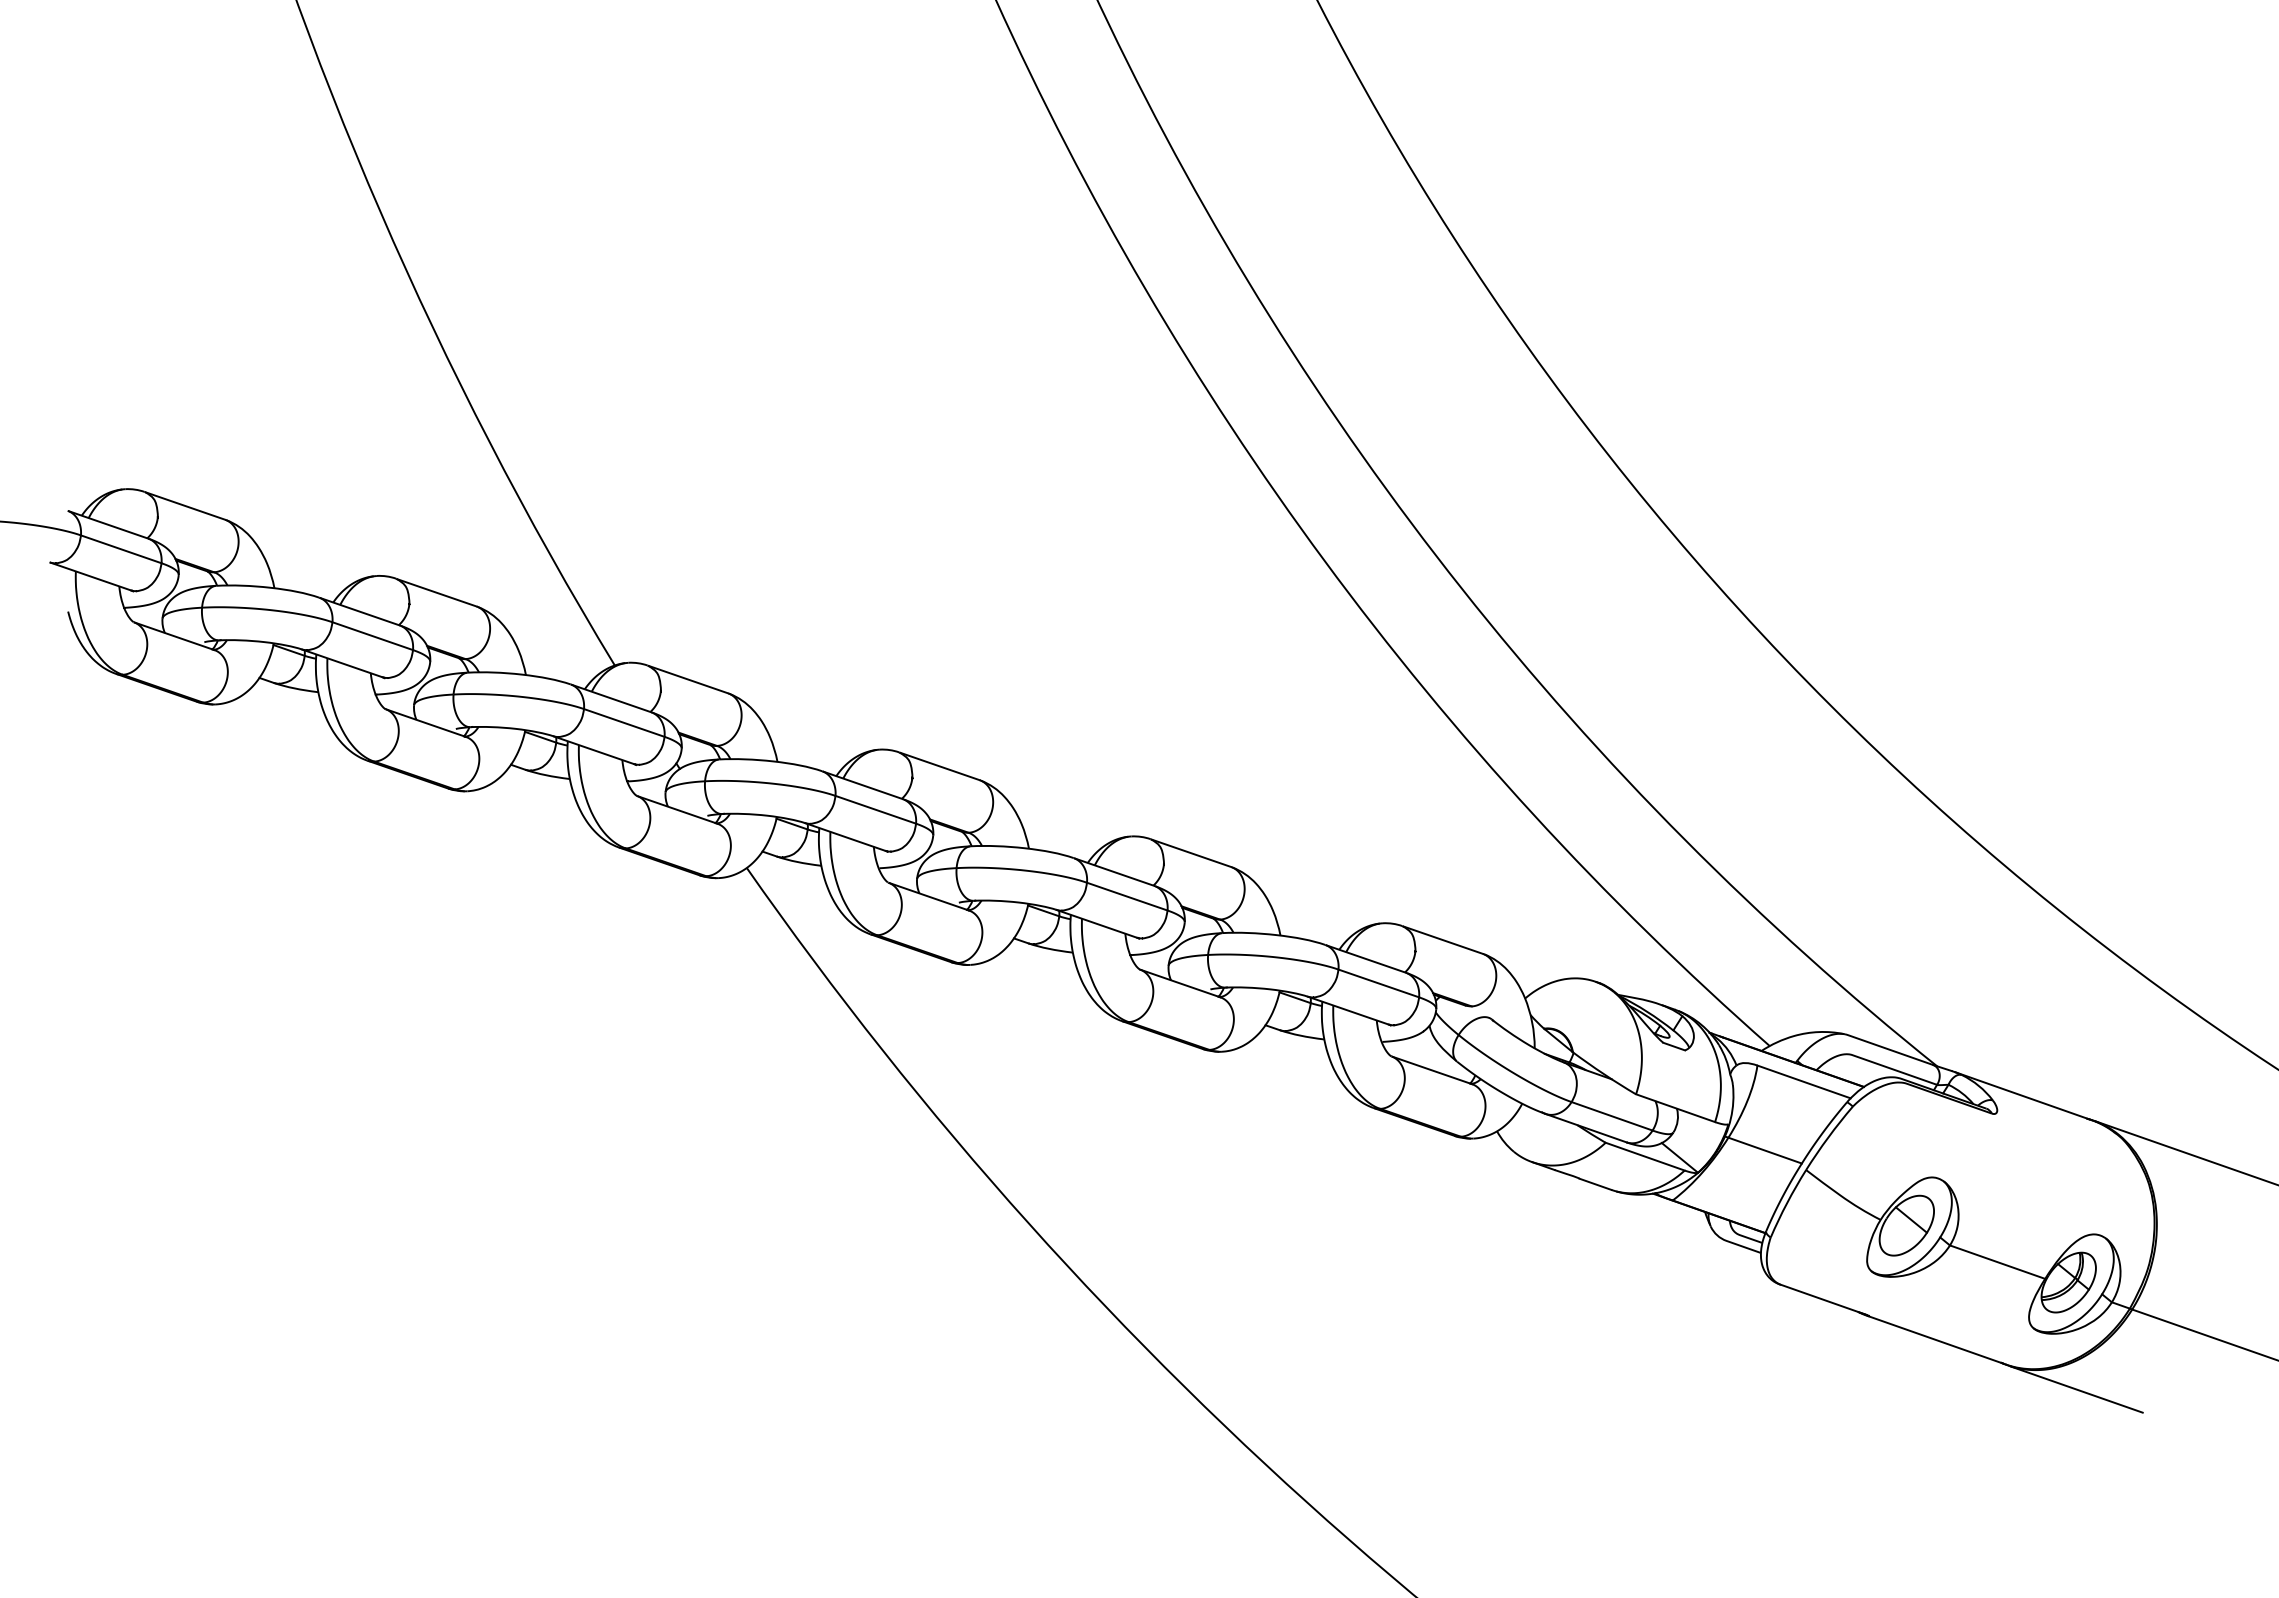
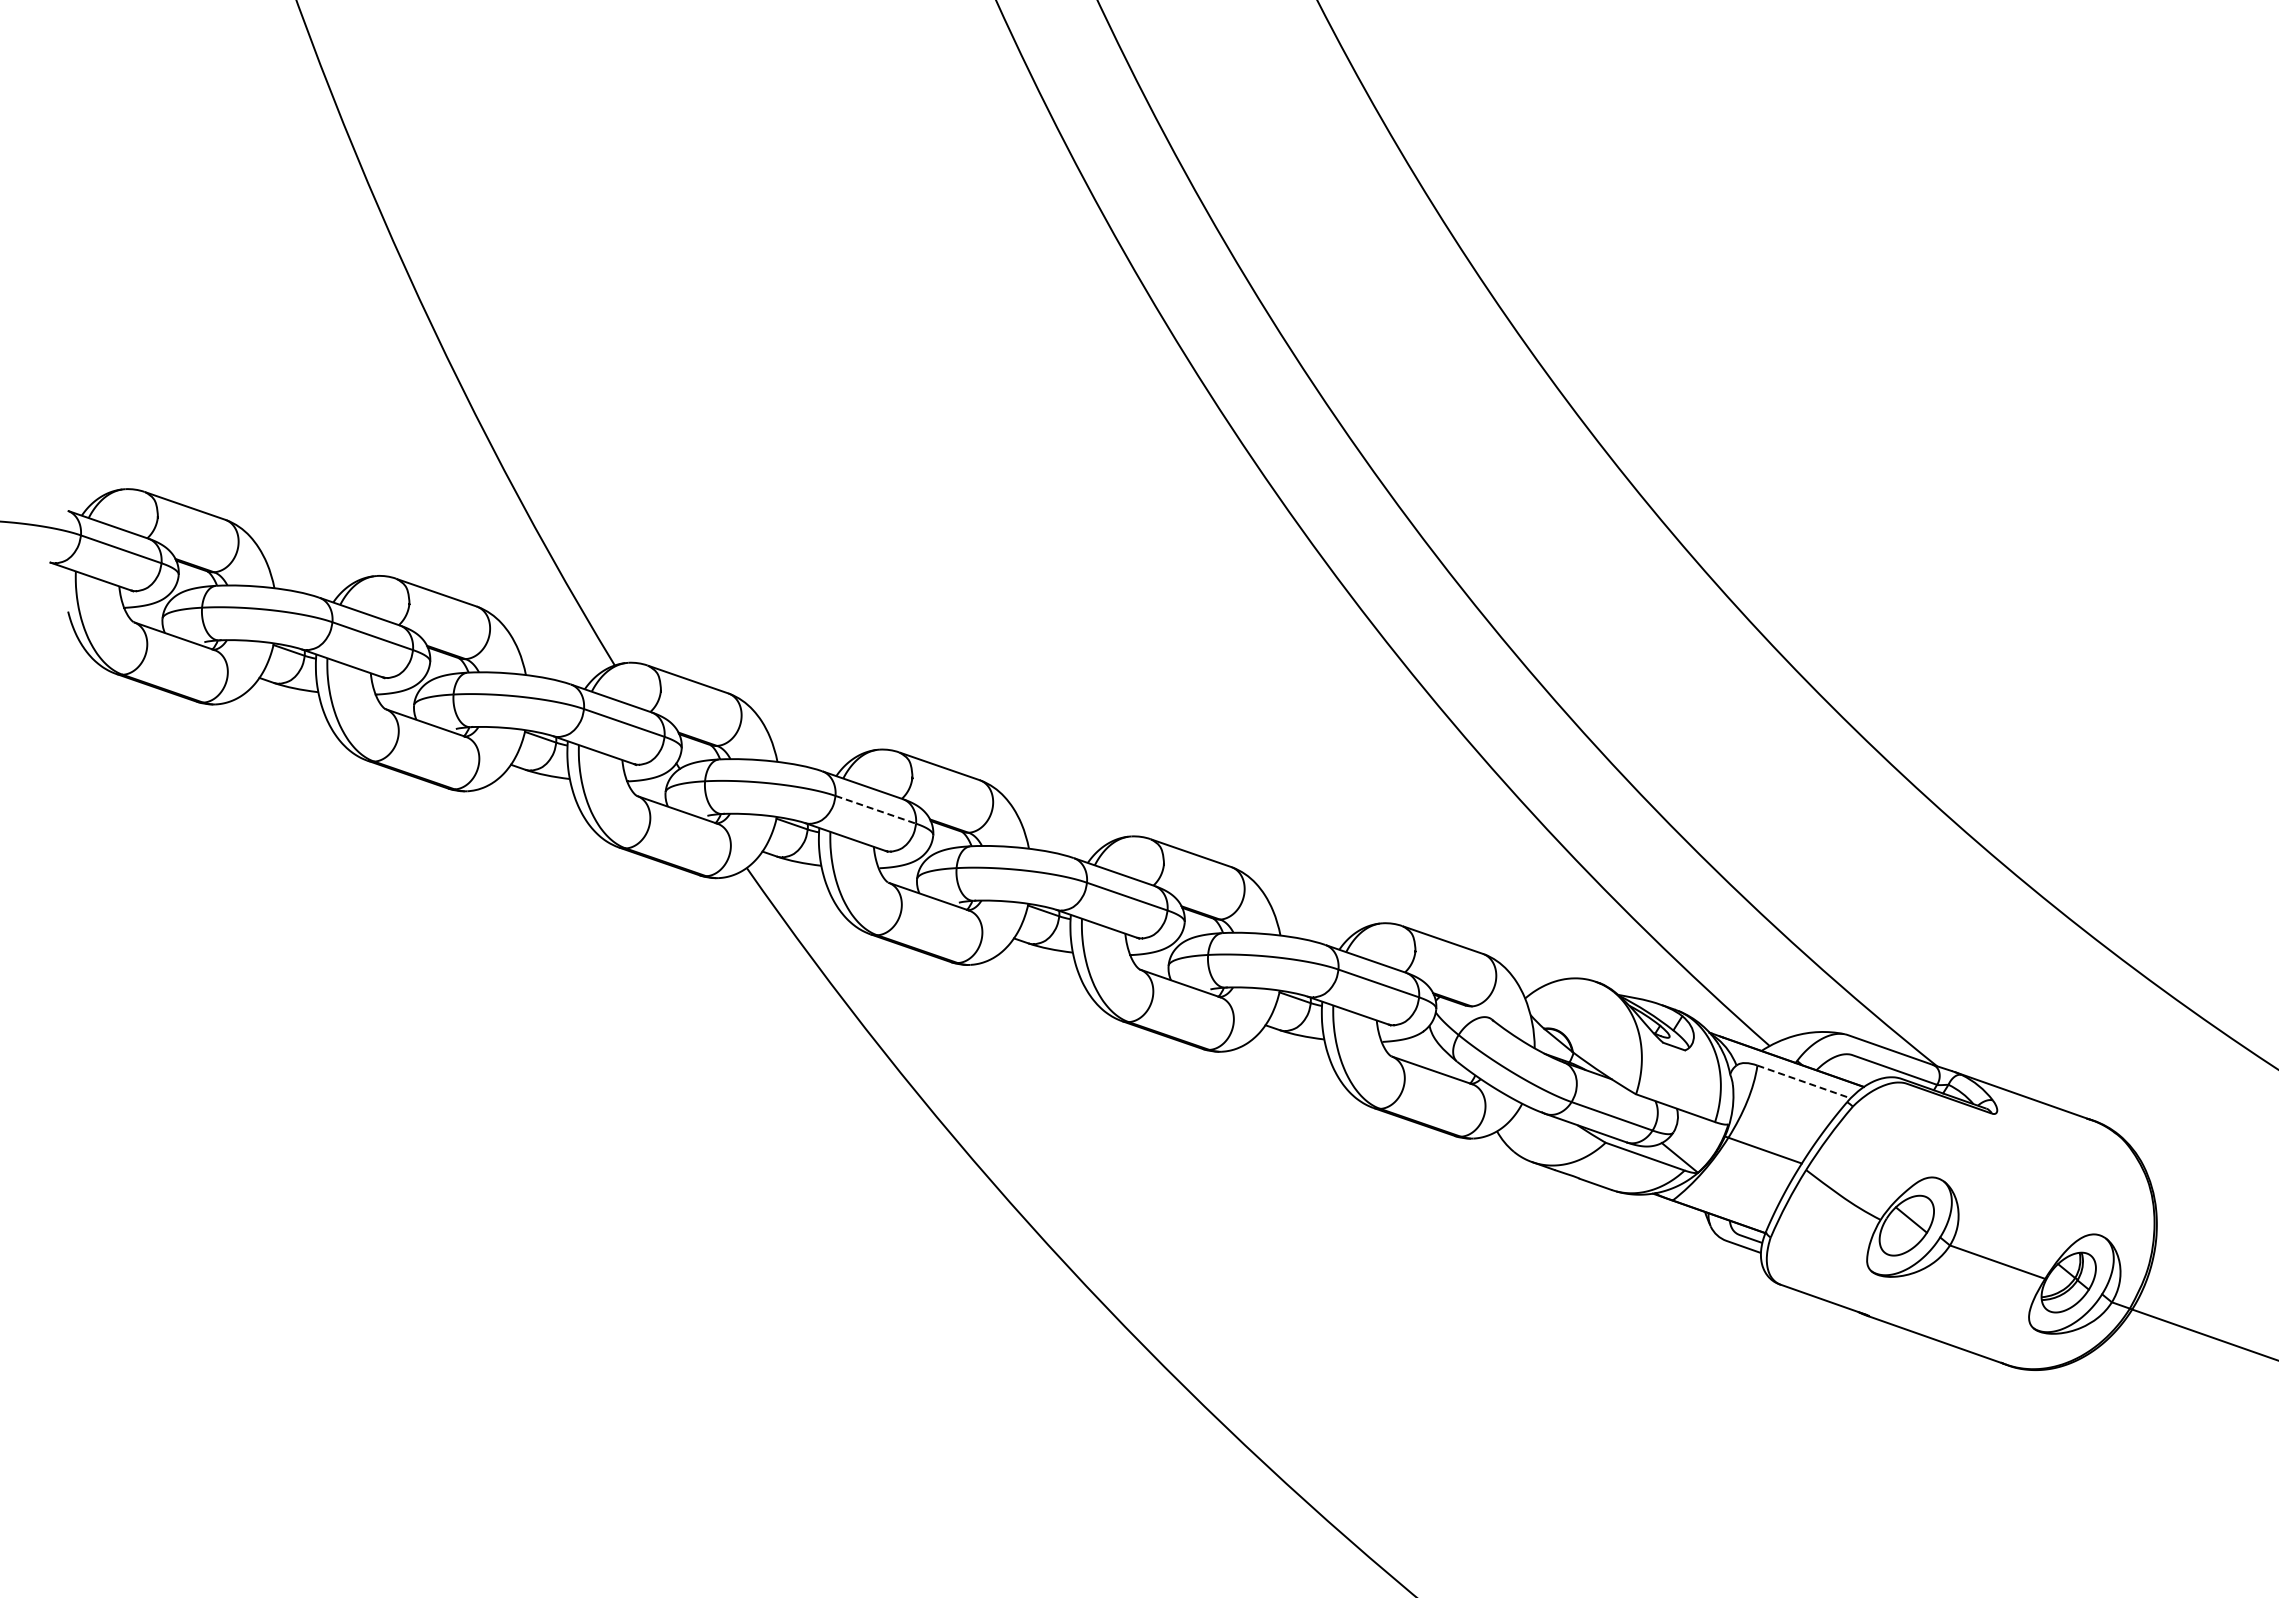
line: solid -> dashed (875, 809)
line: solid -> dashed (1804, 1082)
line: present -> none (2185, 1152)
line: present -> none (2076, 1389)
